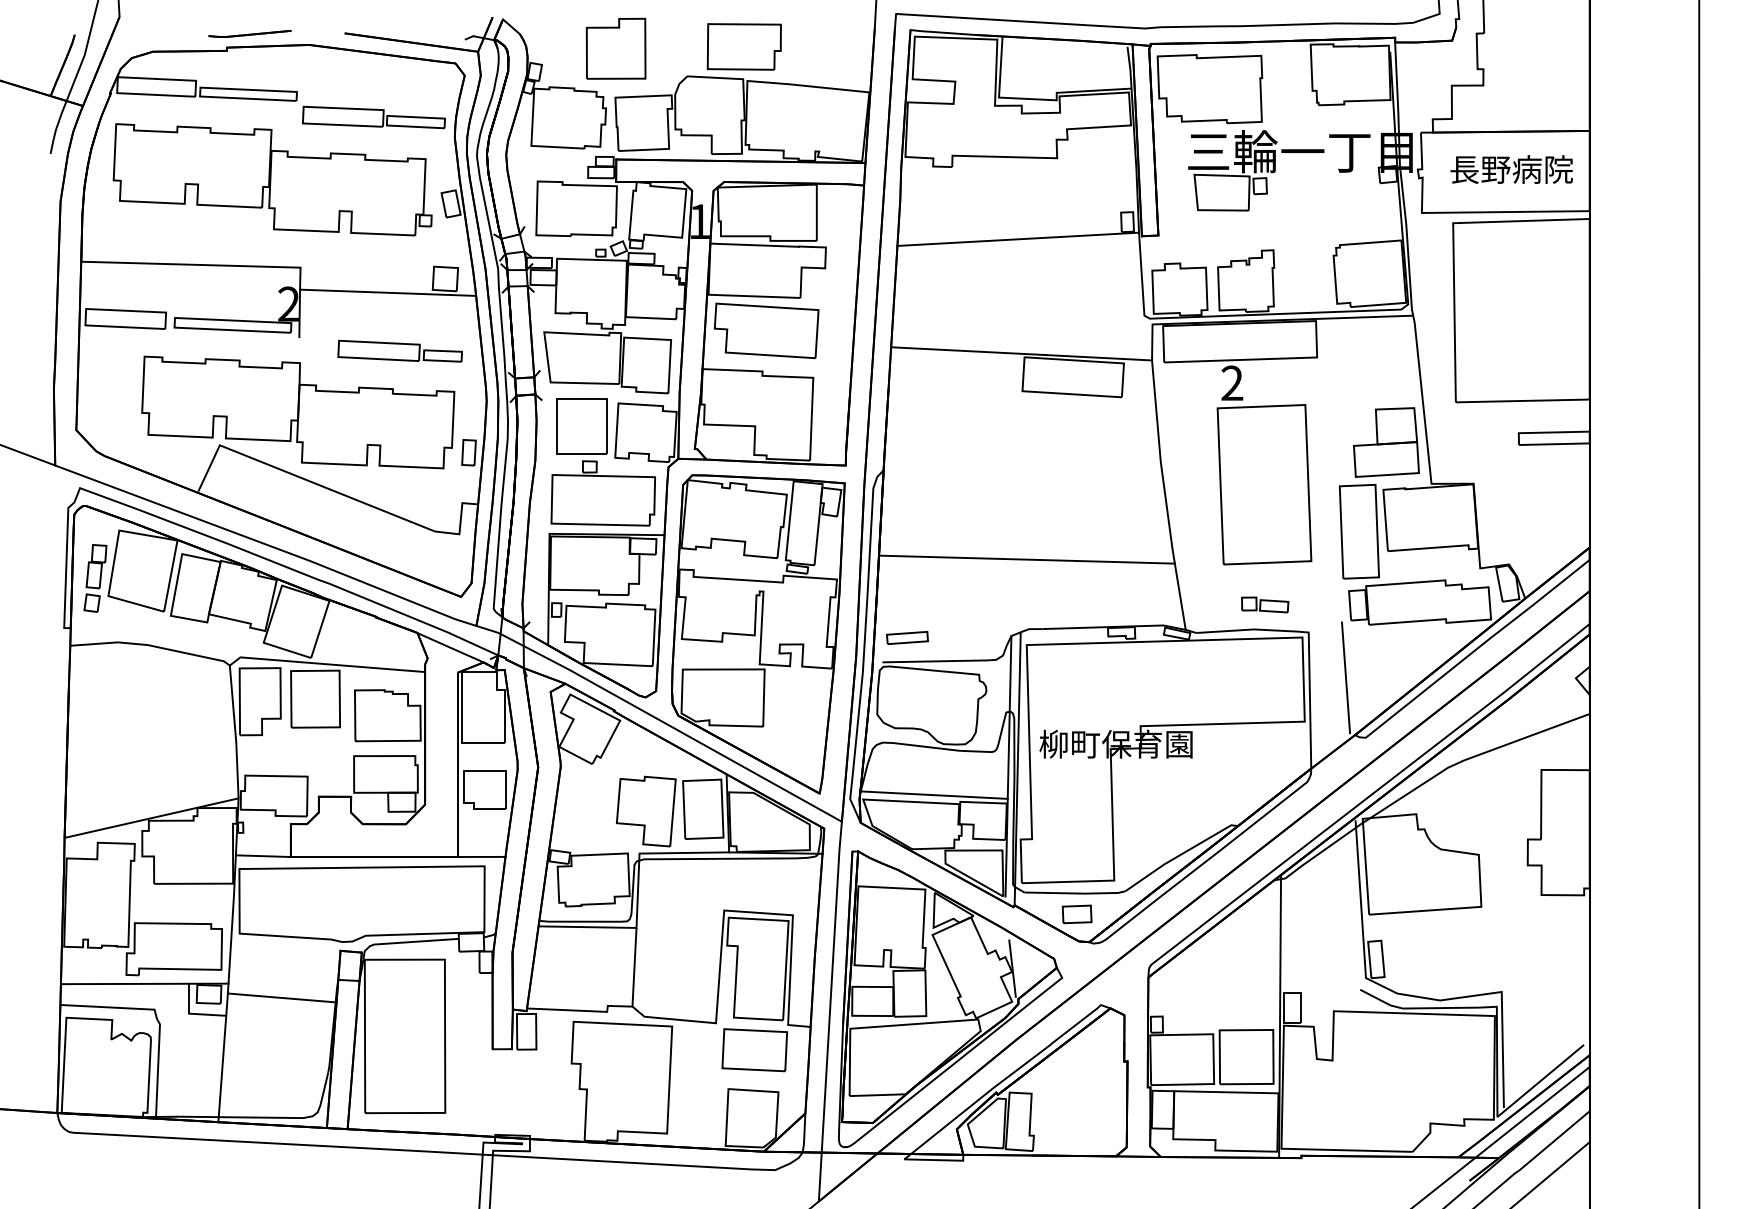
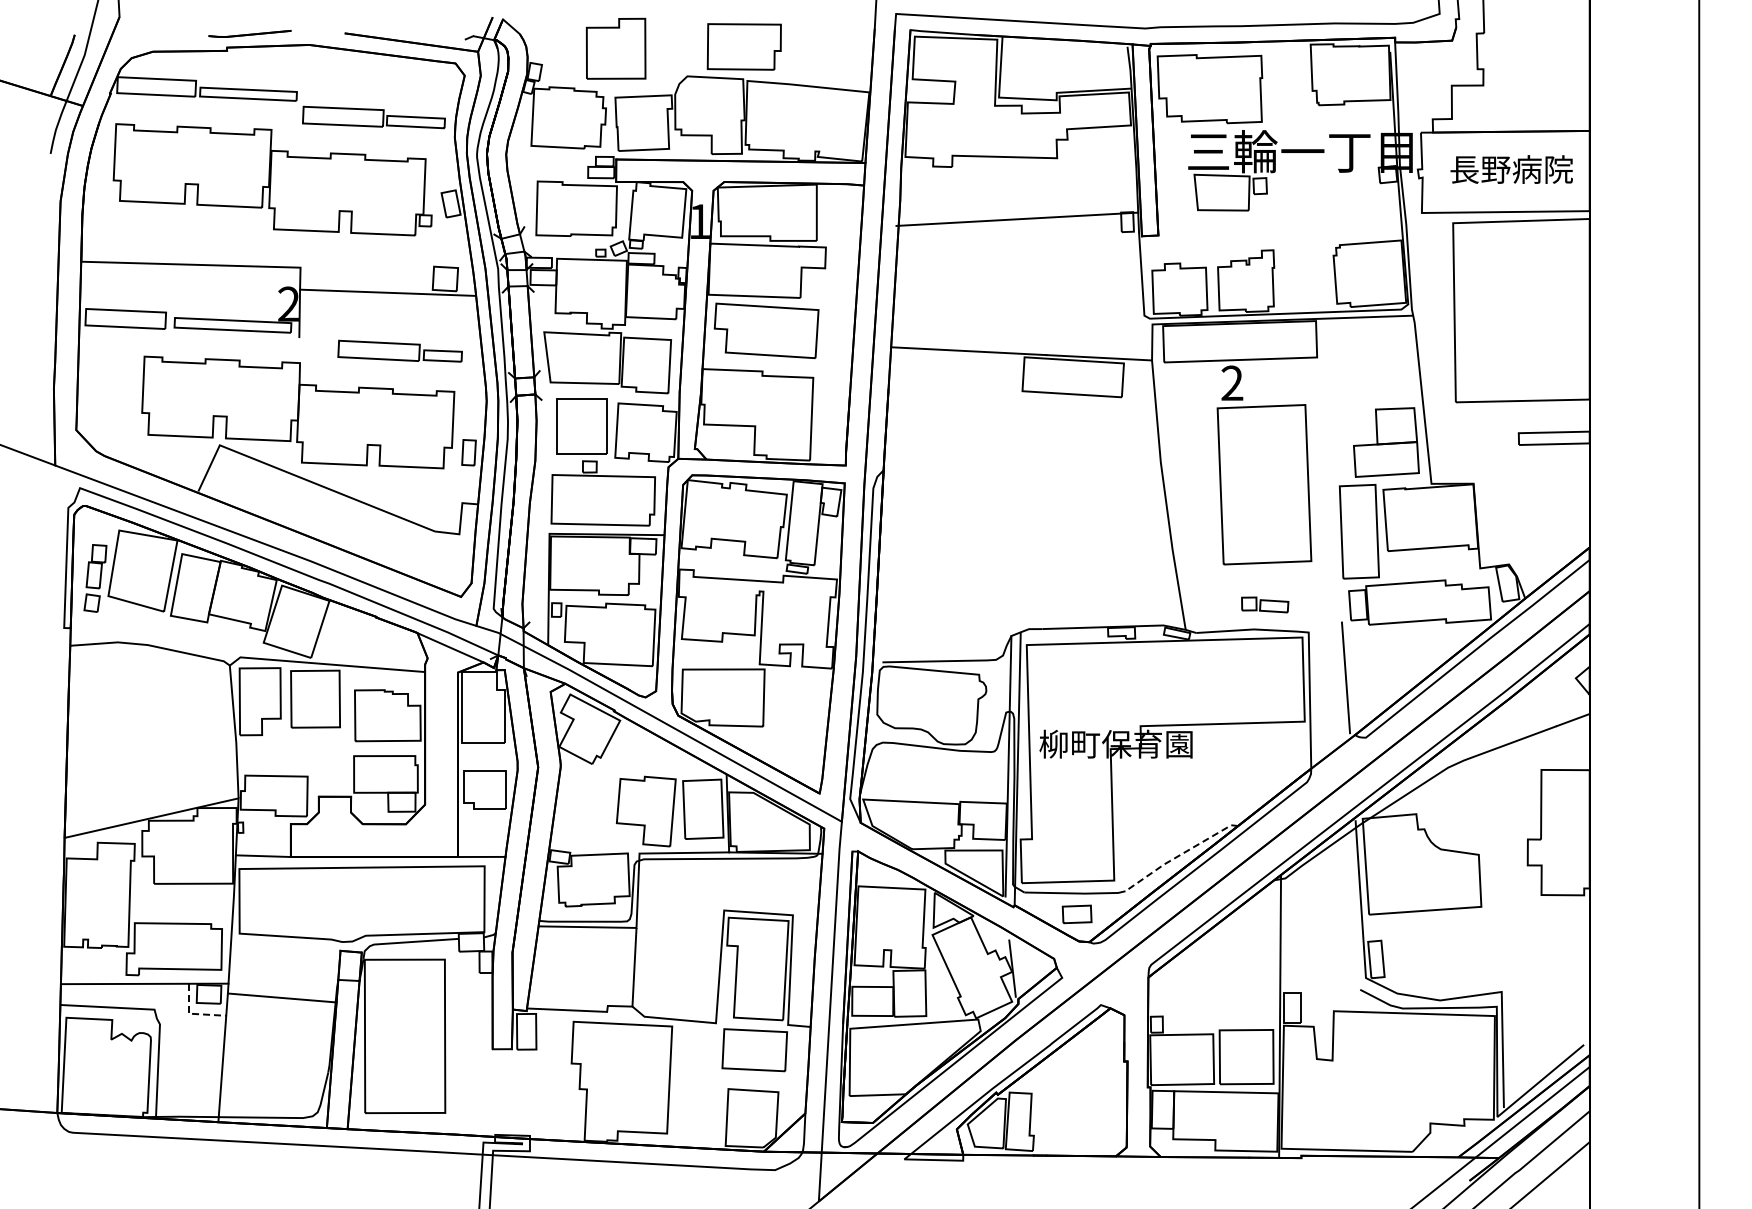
line position: (1018, 238) -> (1017, 218) (1017, 218)
line: present -> none (1026, 559)
part: present -> none (907, 637)
line: present -> none (933, 794)
line: solid -> dashed (1180, 854)
line: solid -> dashed (191, 1013)
